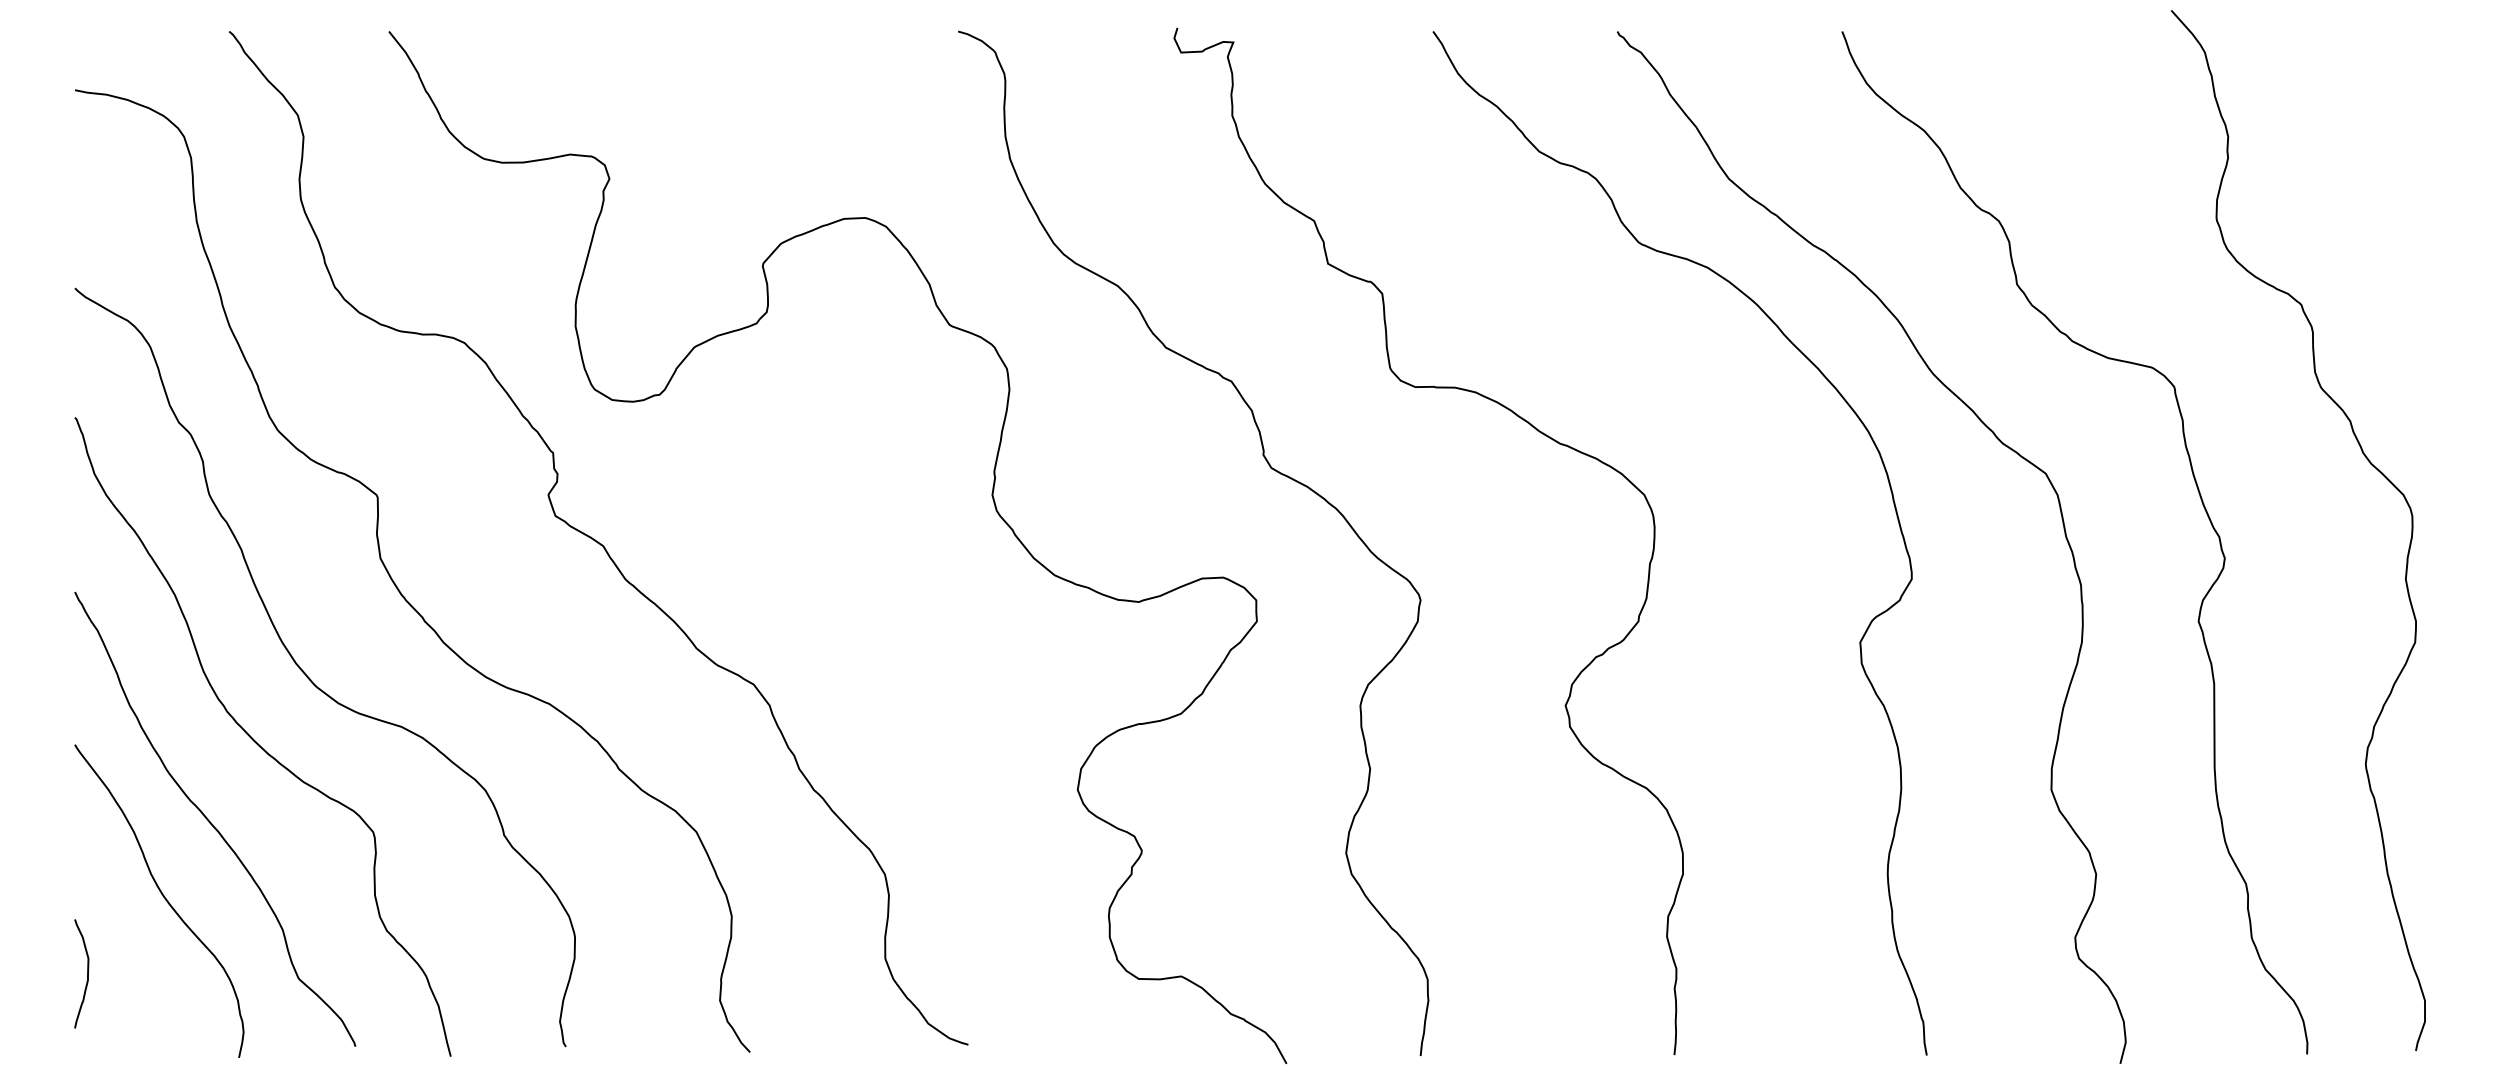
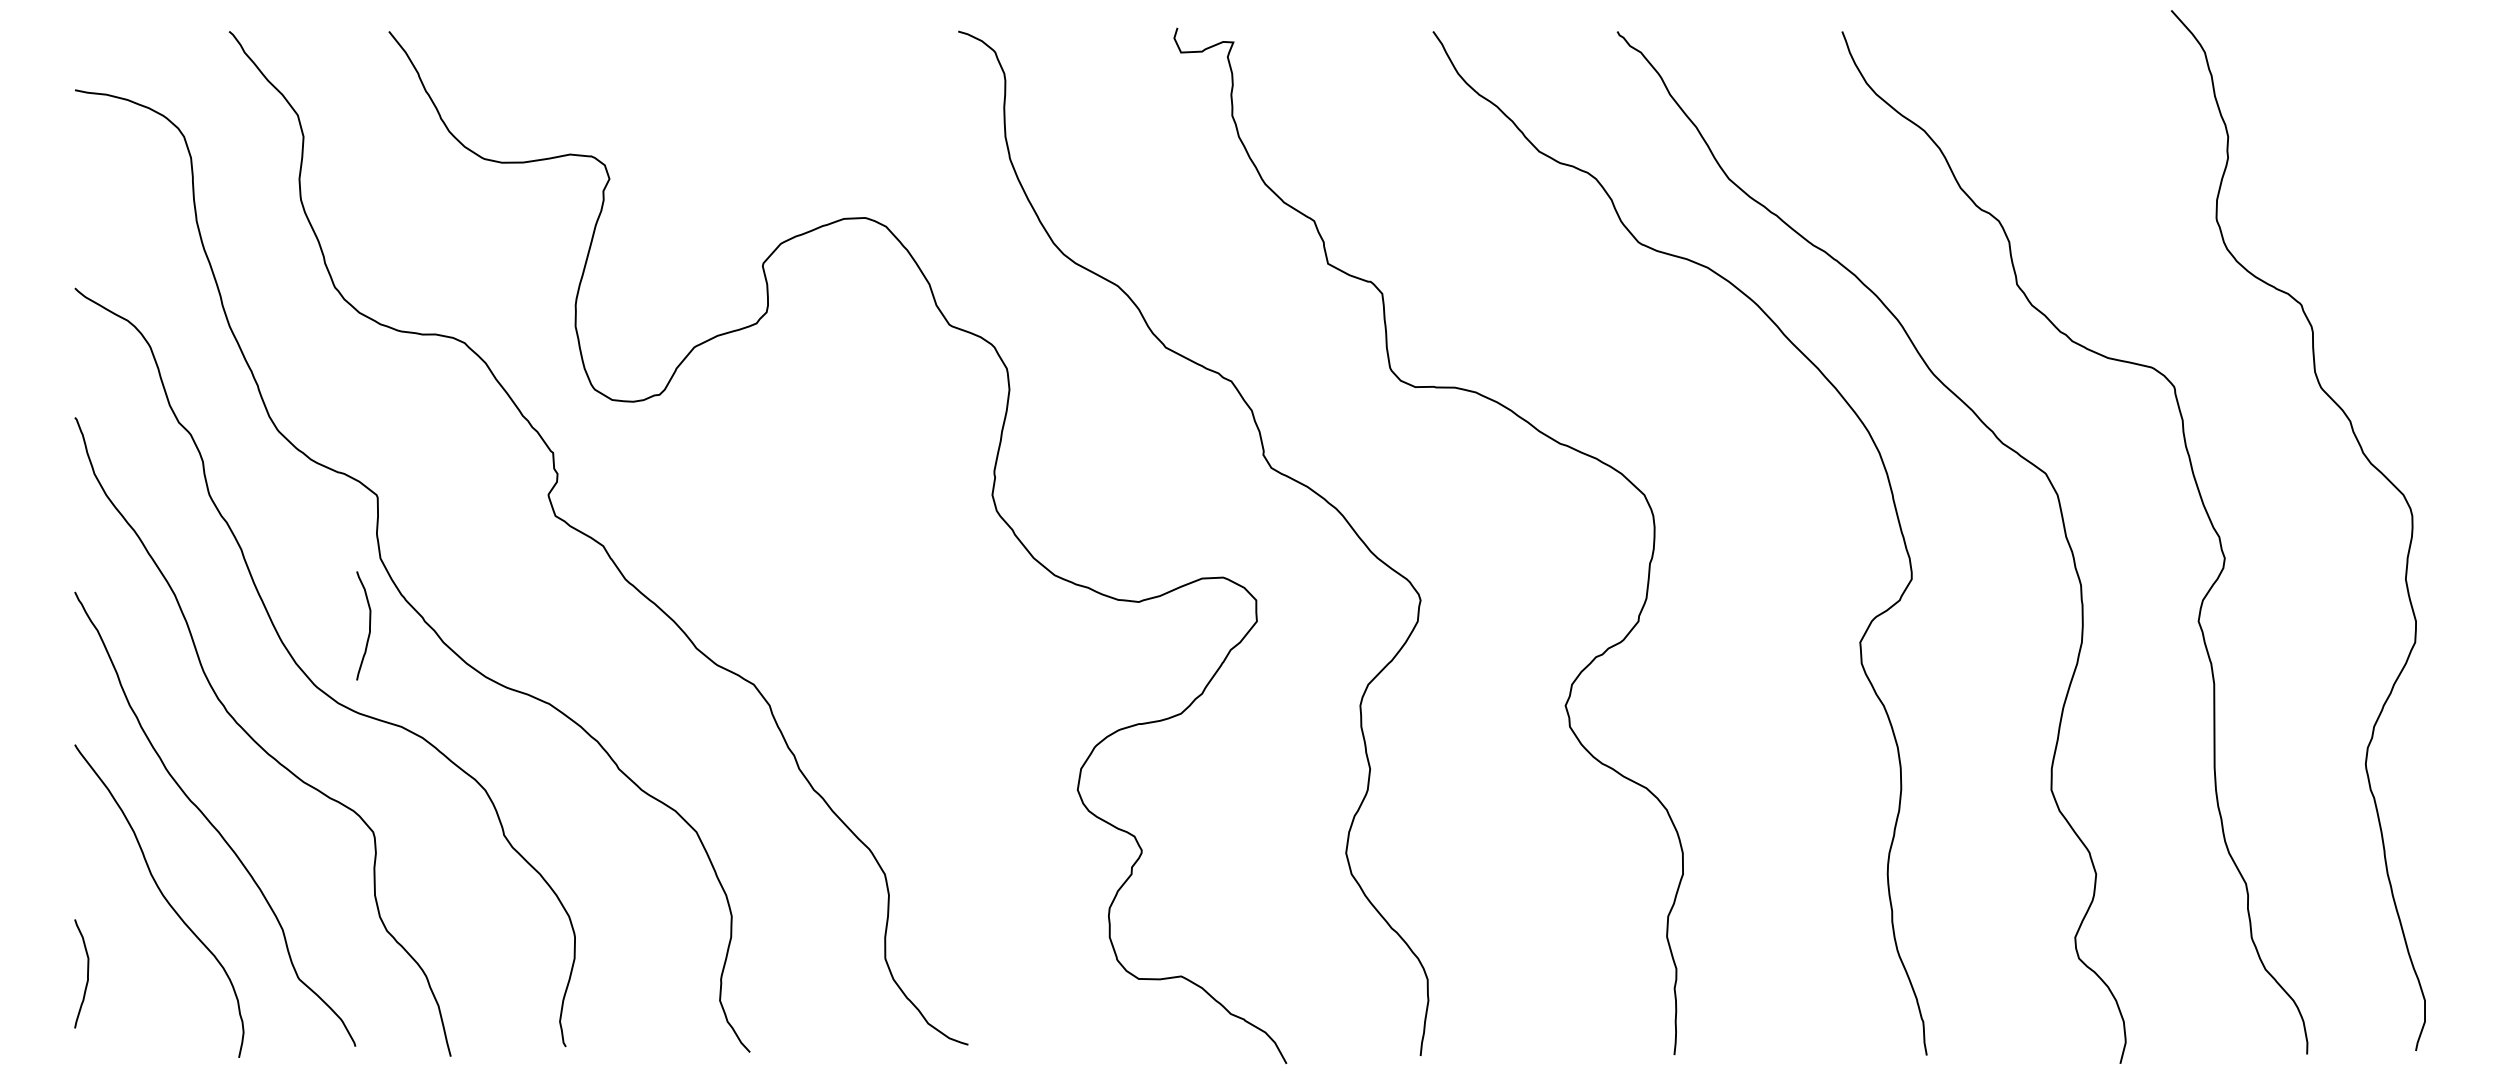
curve: none -> present (369, 625)
